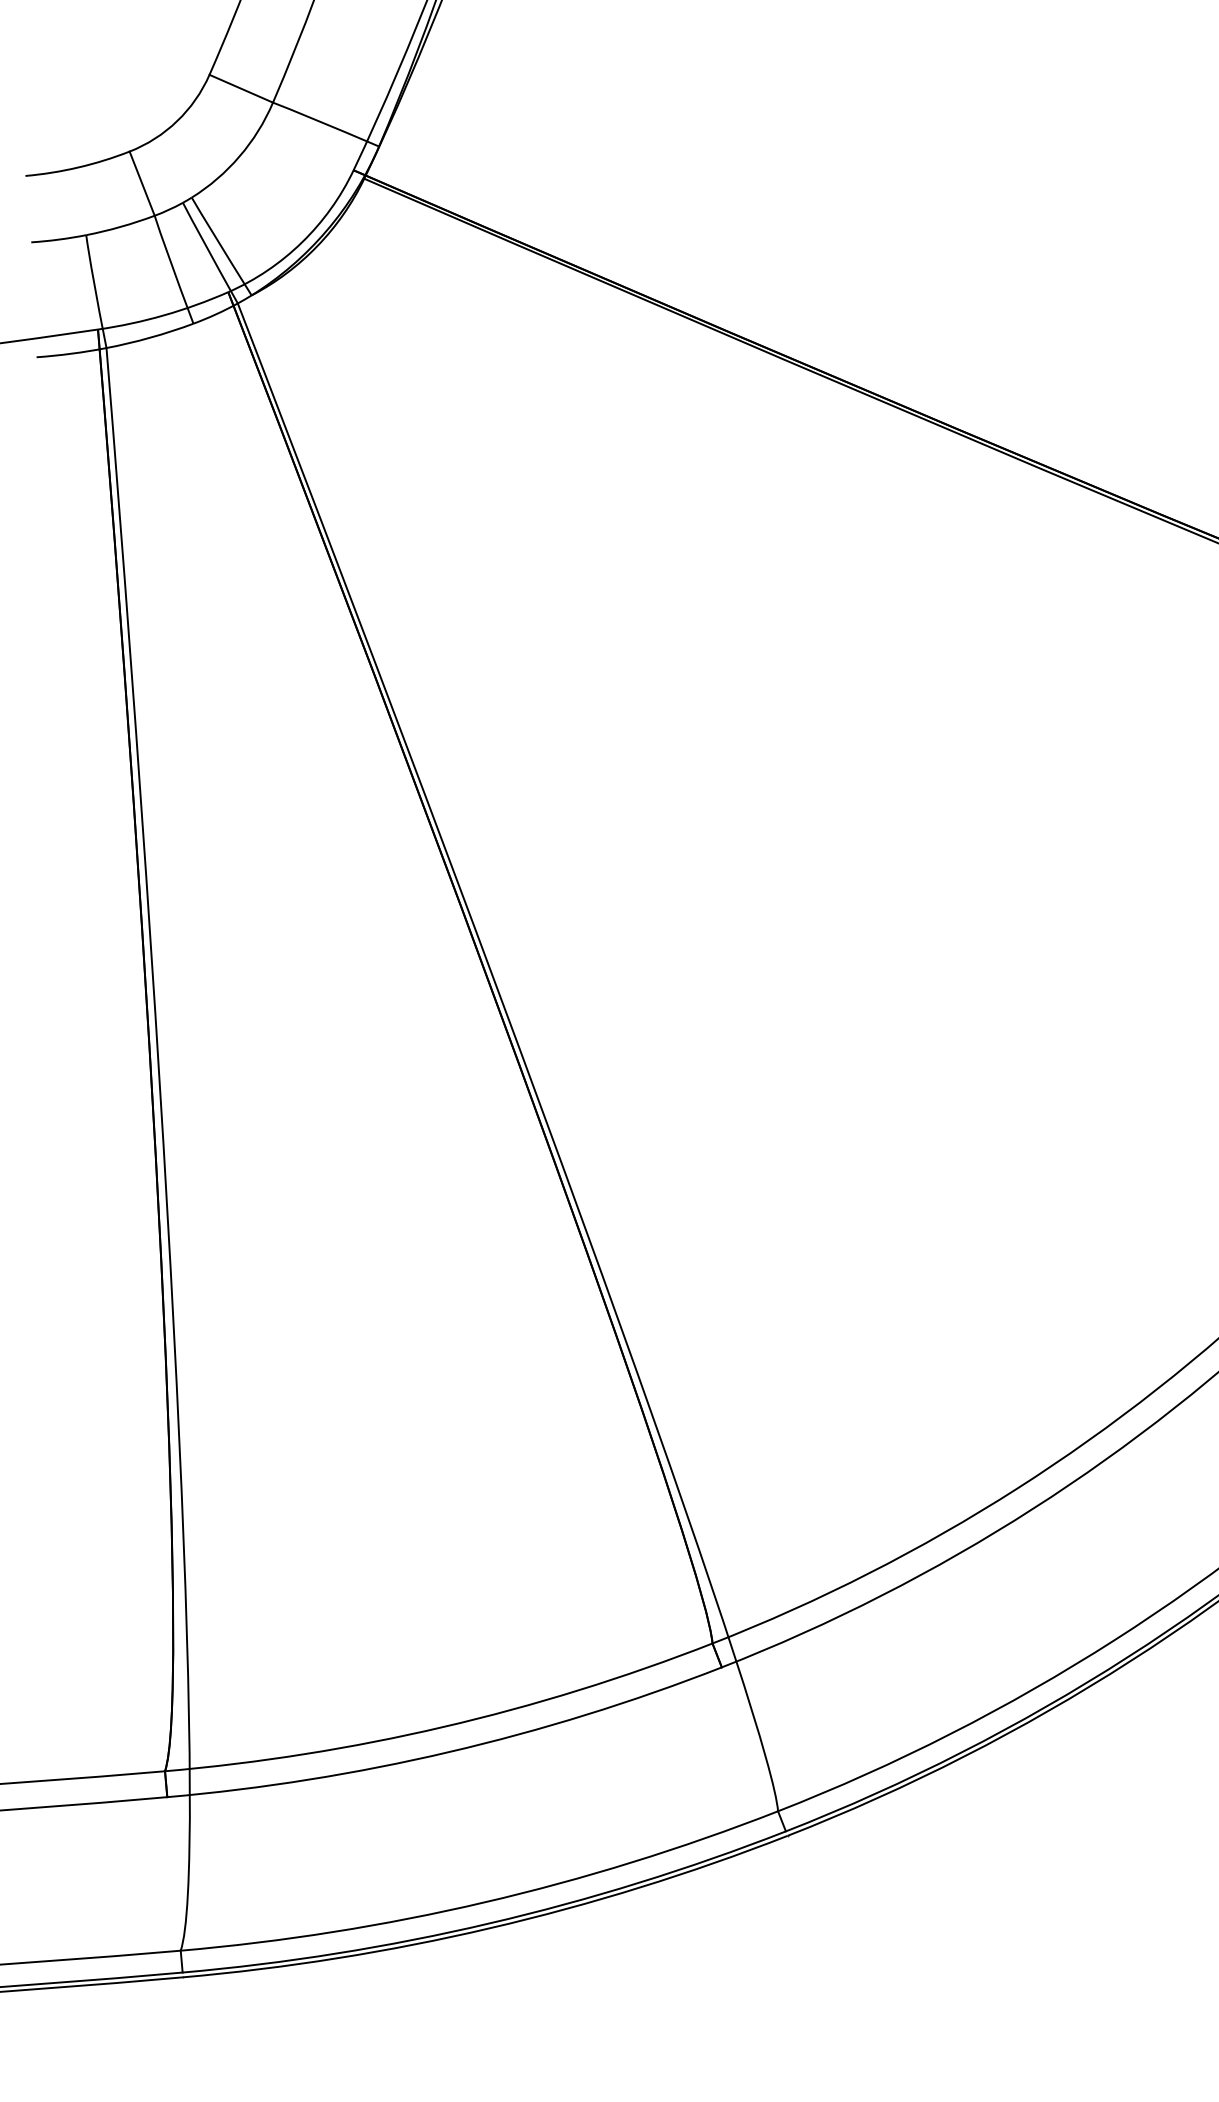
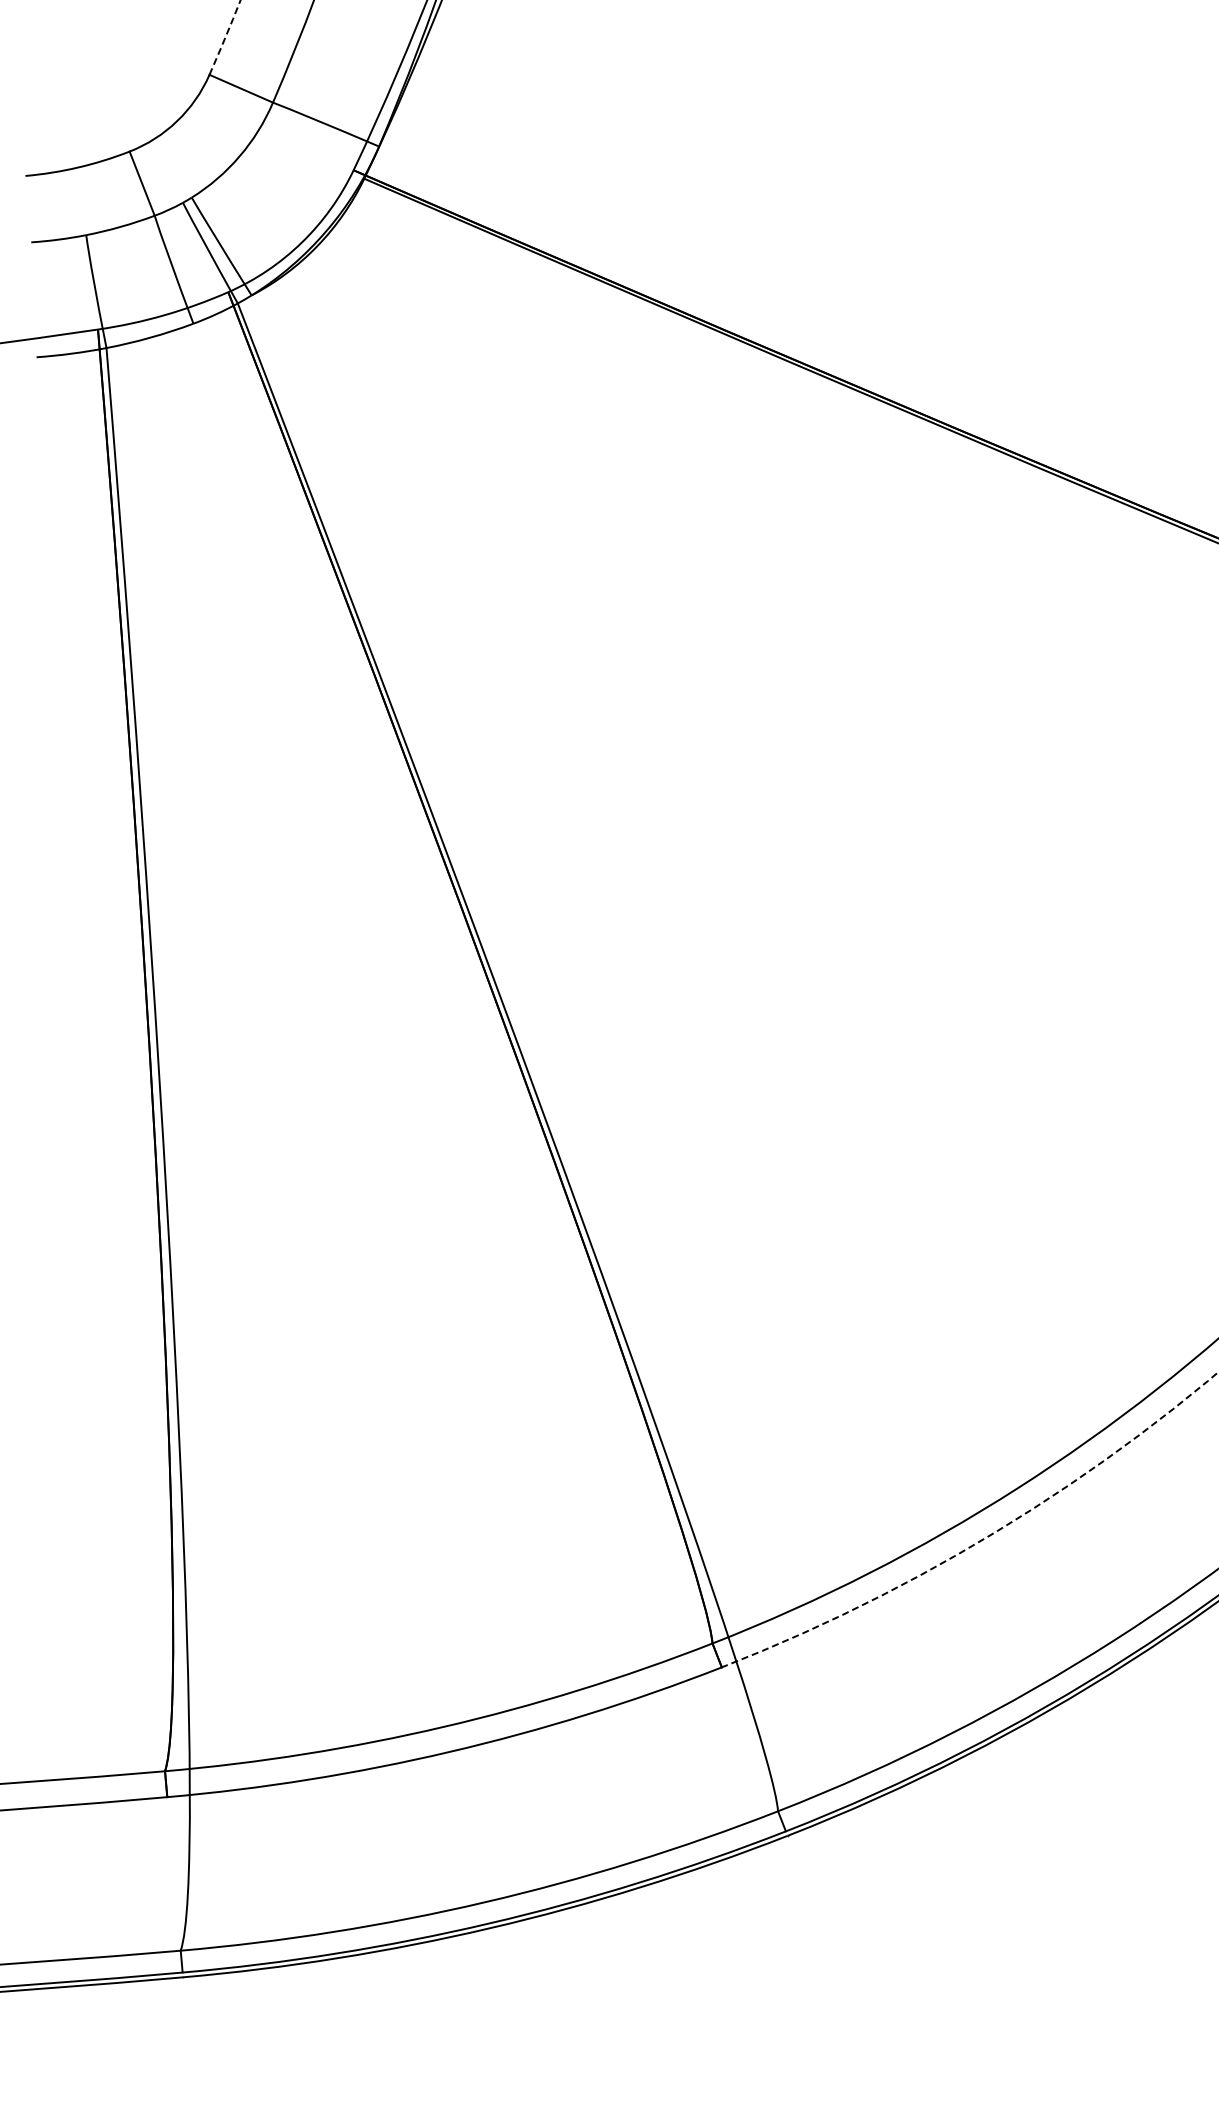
arc: solid -> dashed (225, 37)
arc: solid -> dashed (980, 1541)
